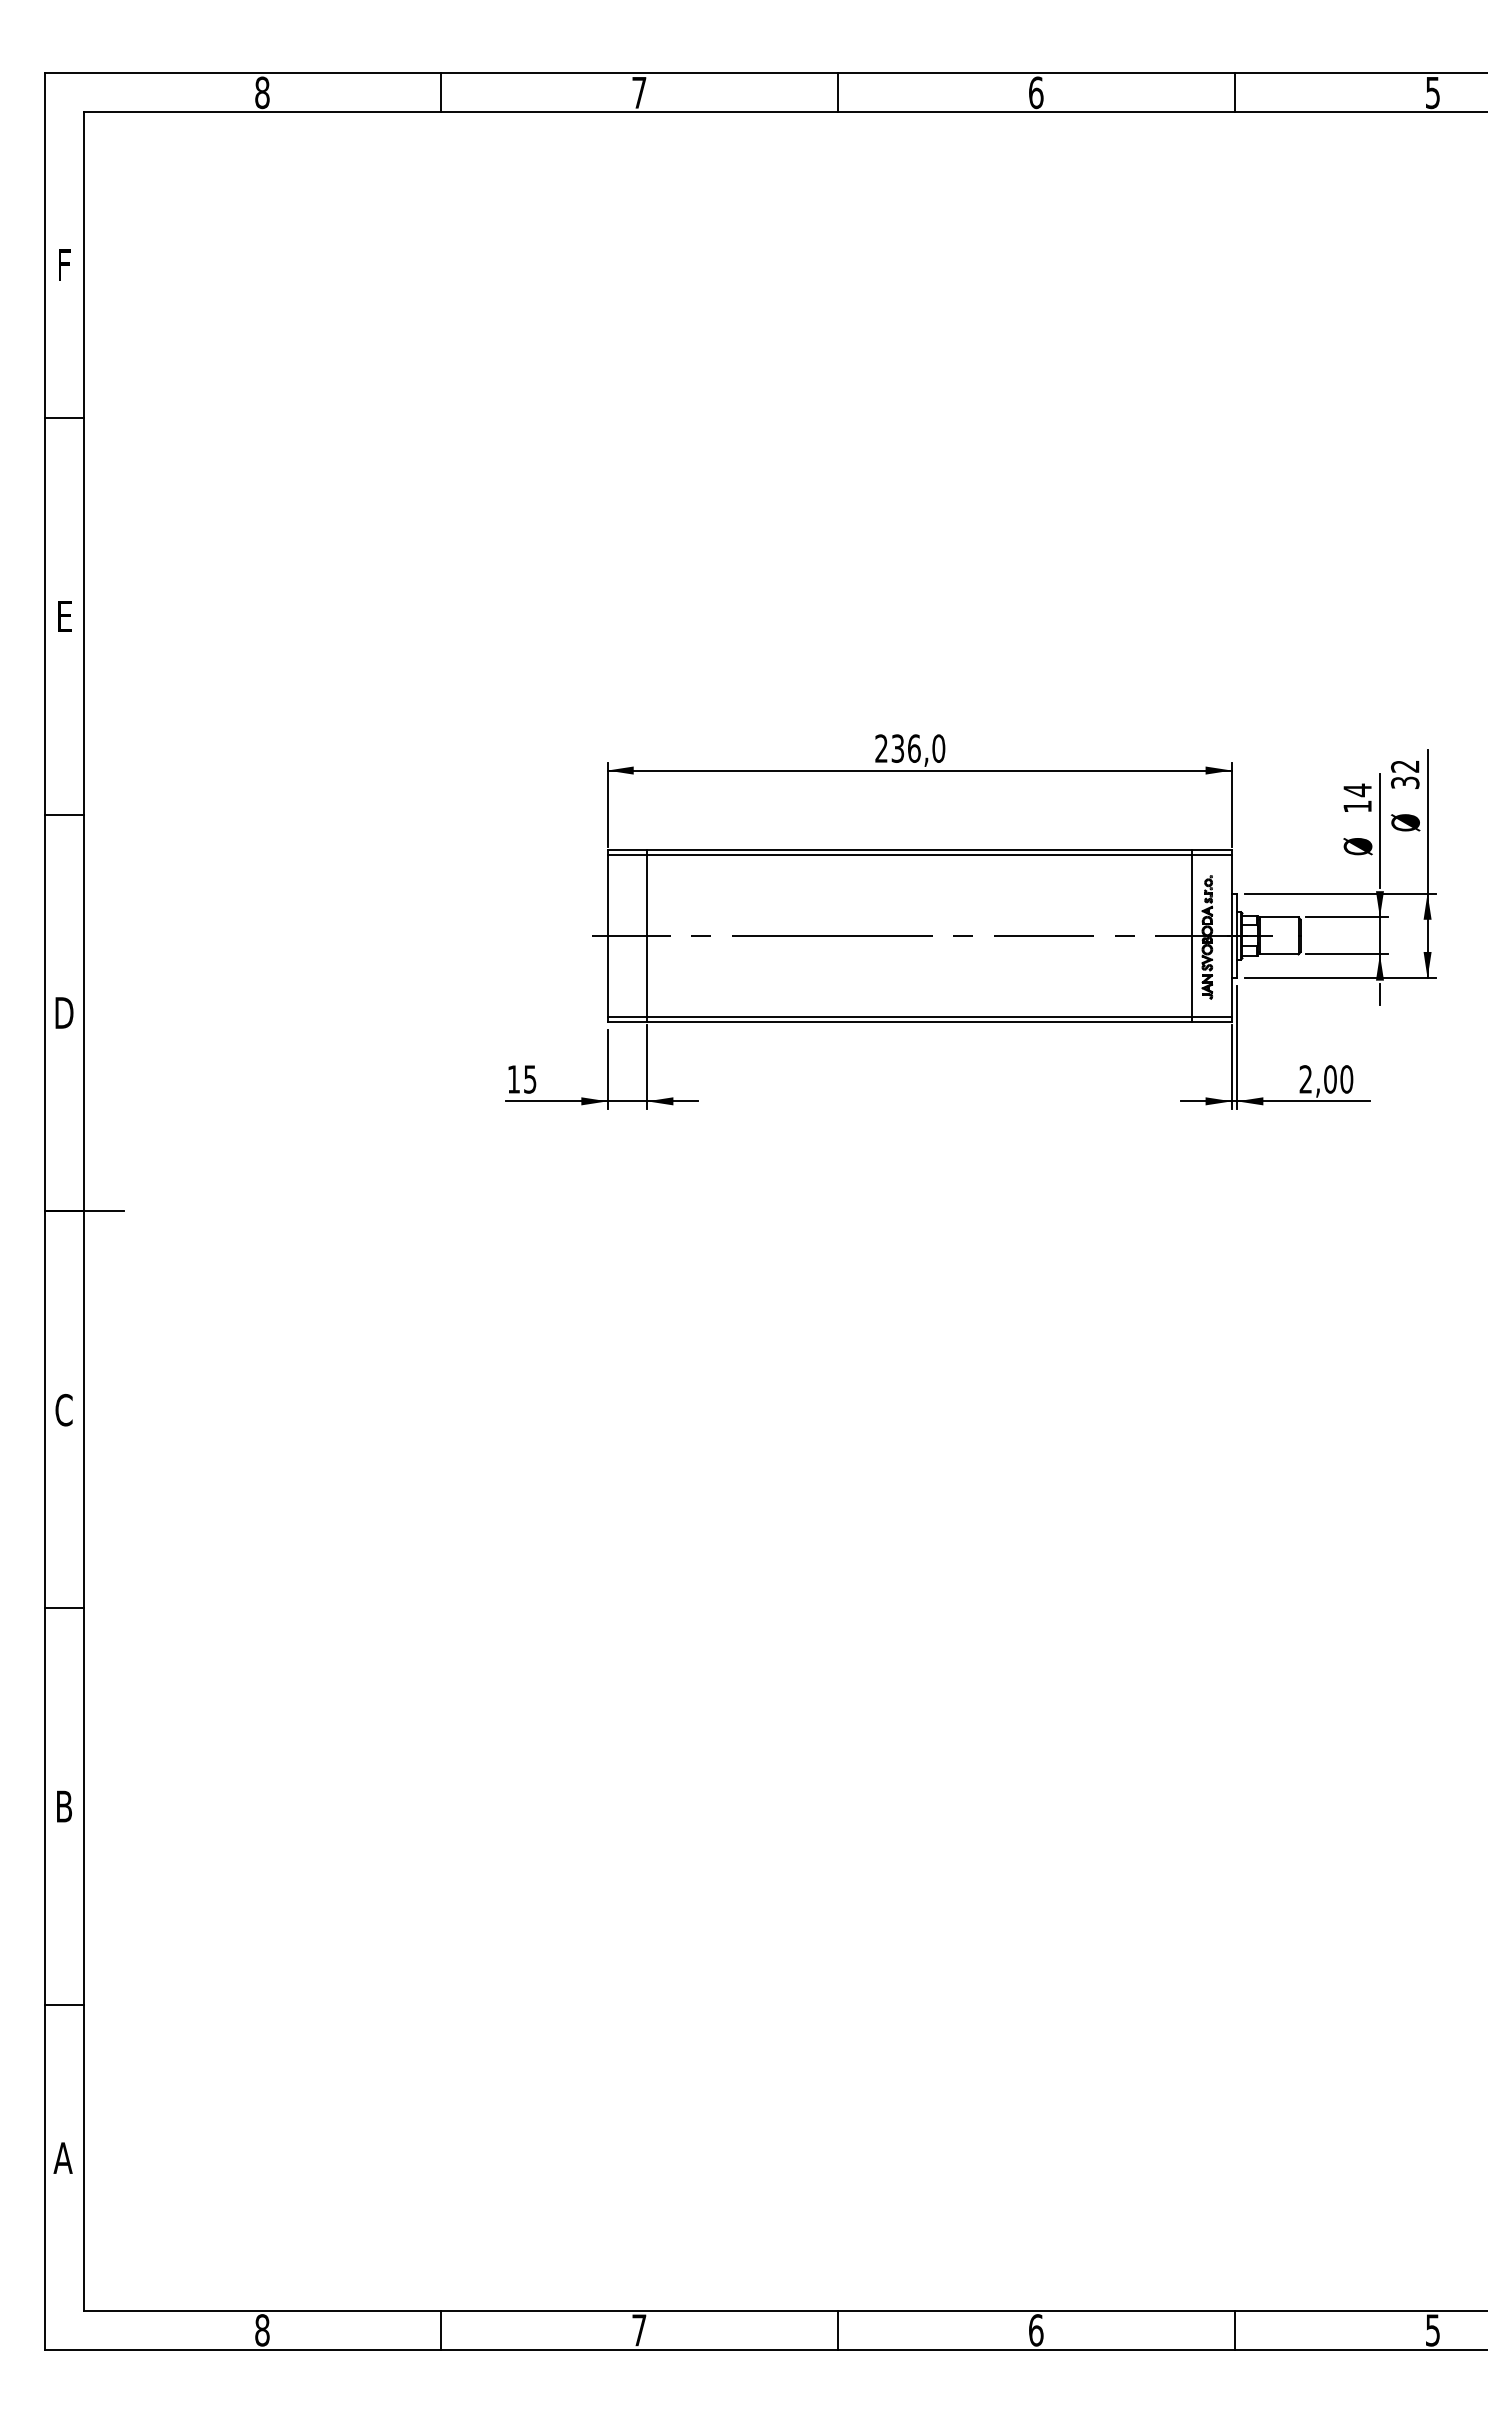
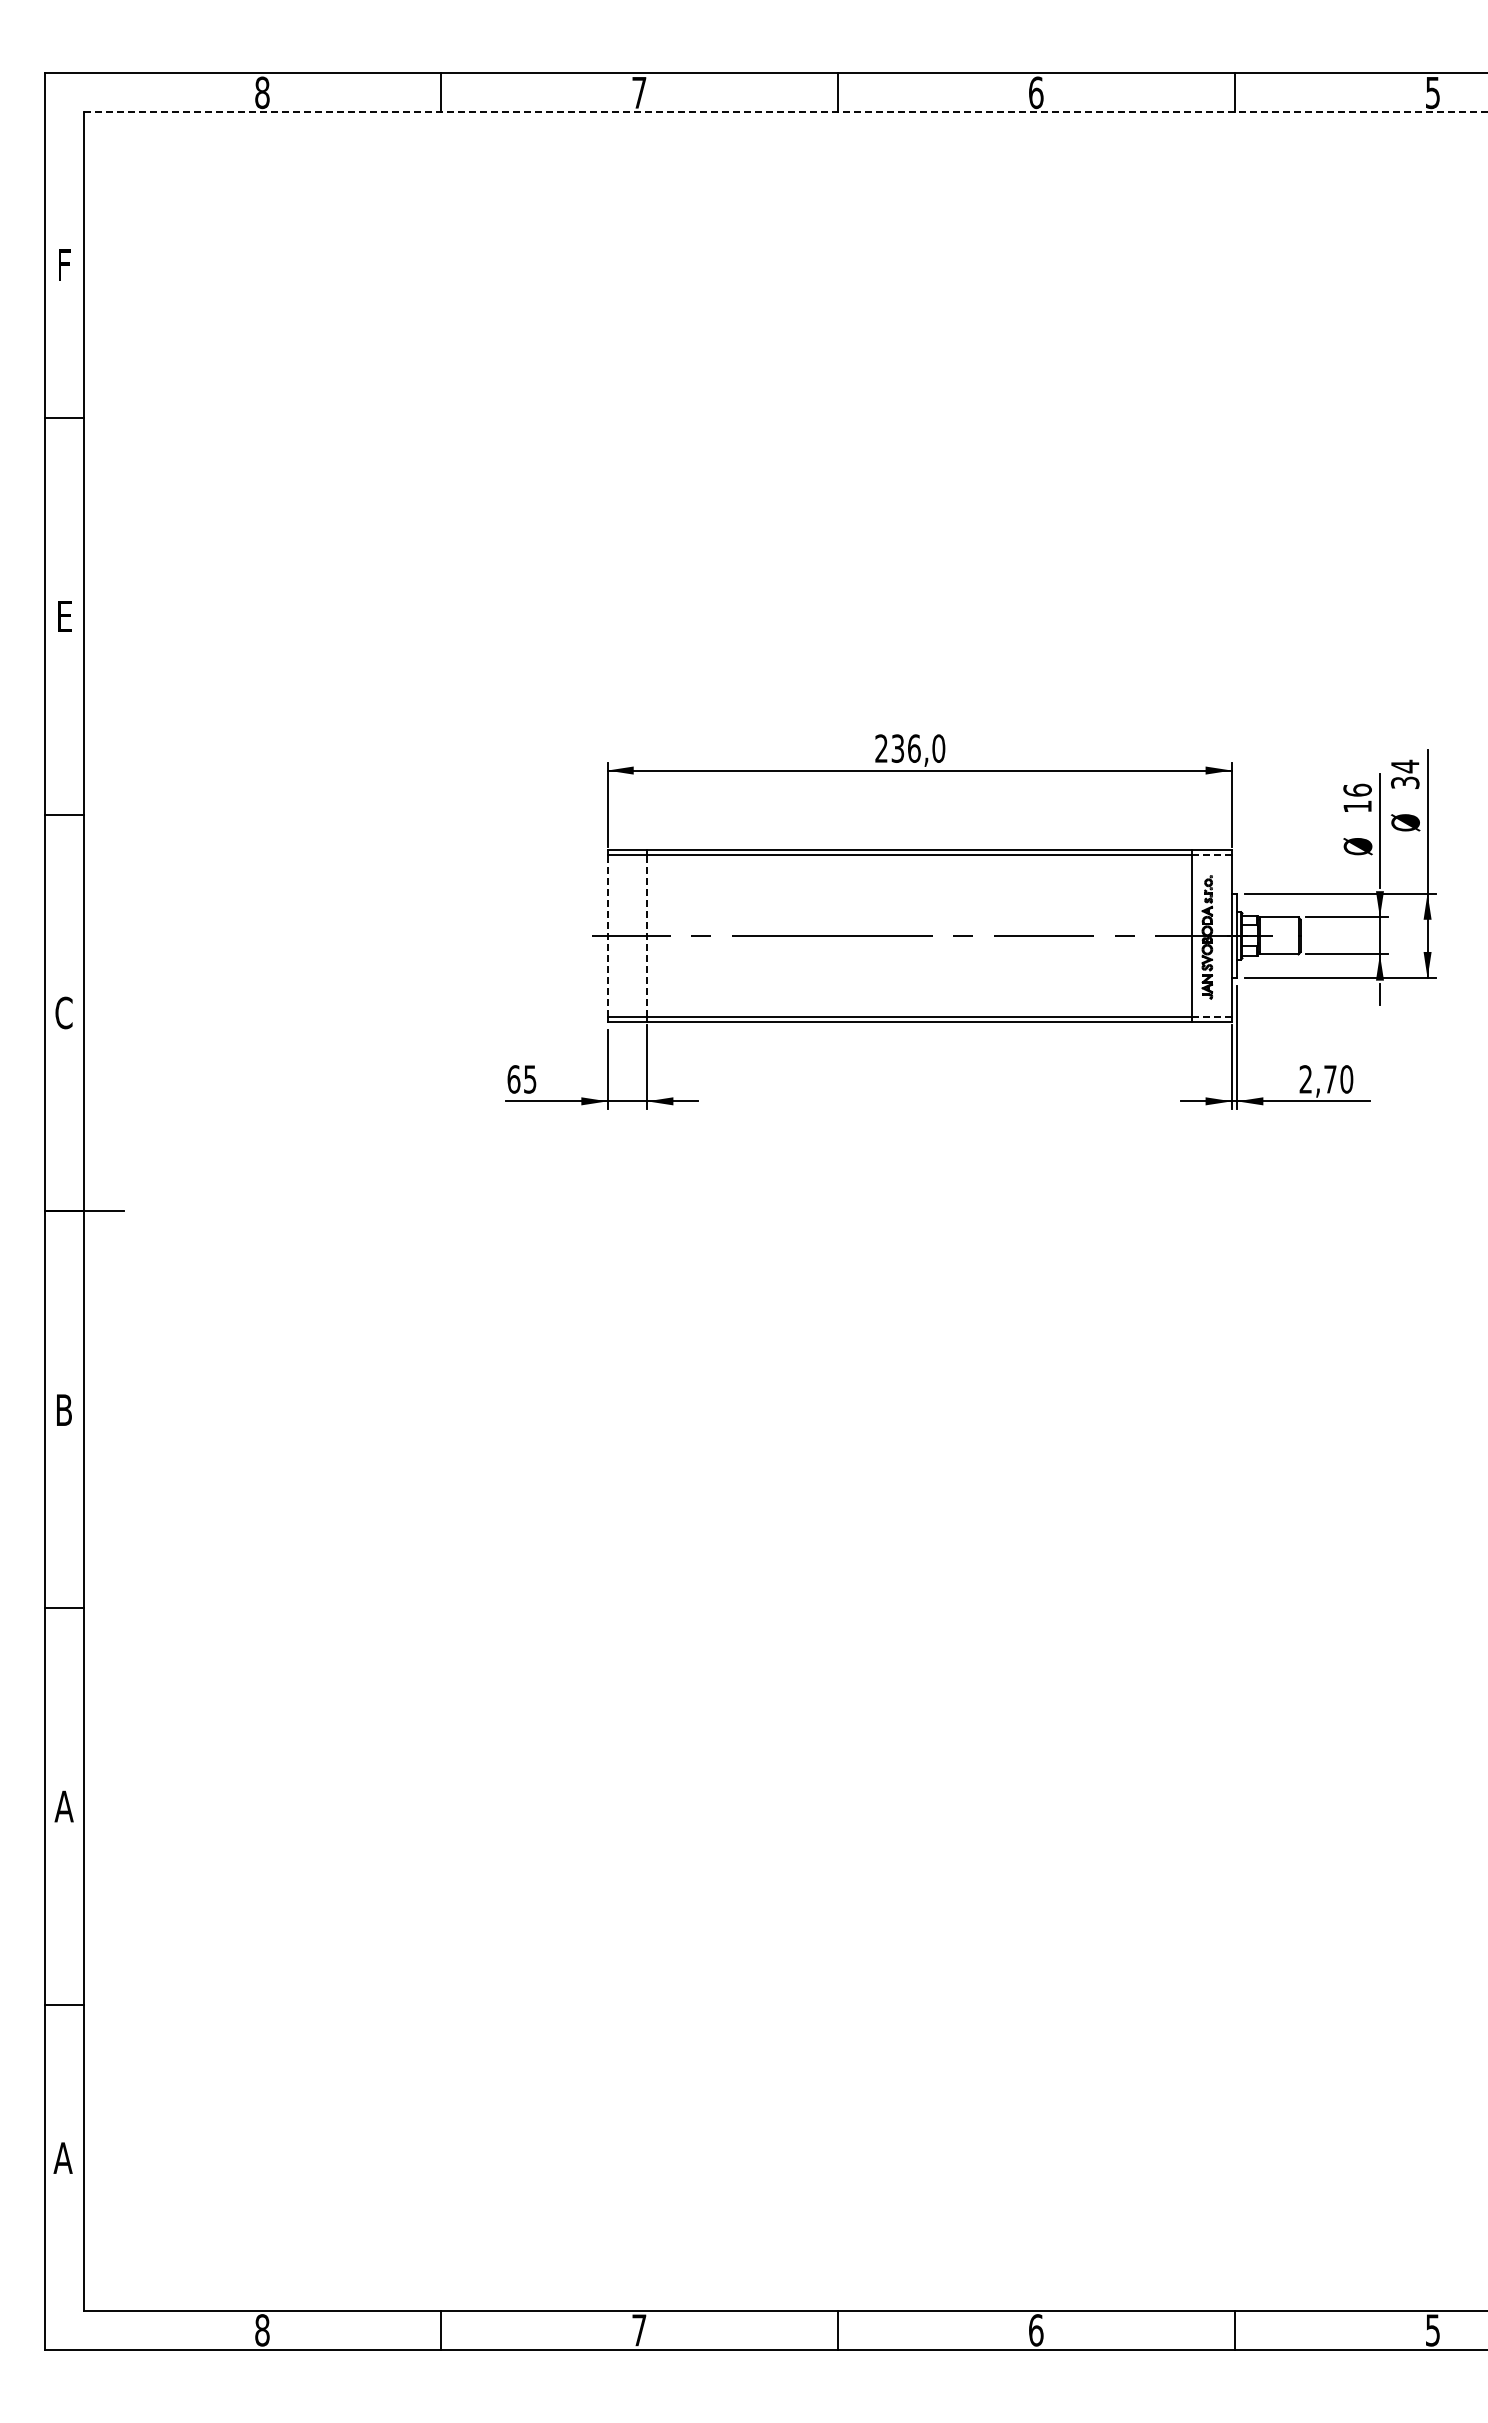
line: solid -> dashed (786, 112)
text: 32 -> 34 (1405, 766)
text: 14 -> 16 (1357, 790)
line: solid -> dashed (1211, 855)
line: solid -> dashed (607, 935)
line: solid -> dashed (647, 935)
text: D -> C (64, 1012)
line: solid -> dashed (1211, 1016)
text: 15 -> 65 (513, 1079)
text: 2,00 -> 2,70 (1330, 1079)
text: C -> B (63, 1409)
text: B -> A (63, 1806)
